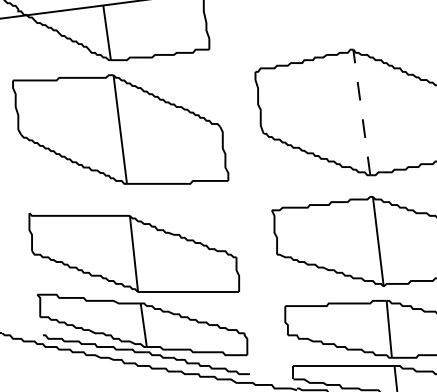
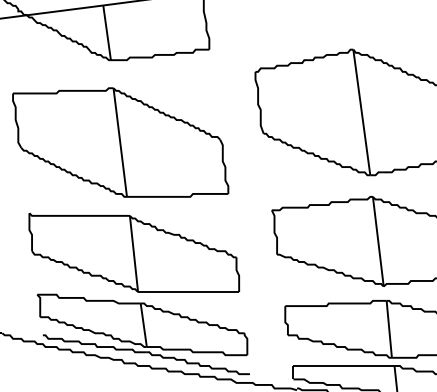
line: dashed -> solid (361, 111)
part position: (120, 129) -> (120, 142) (120, 142)
